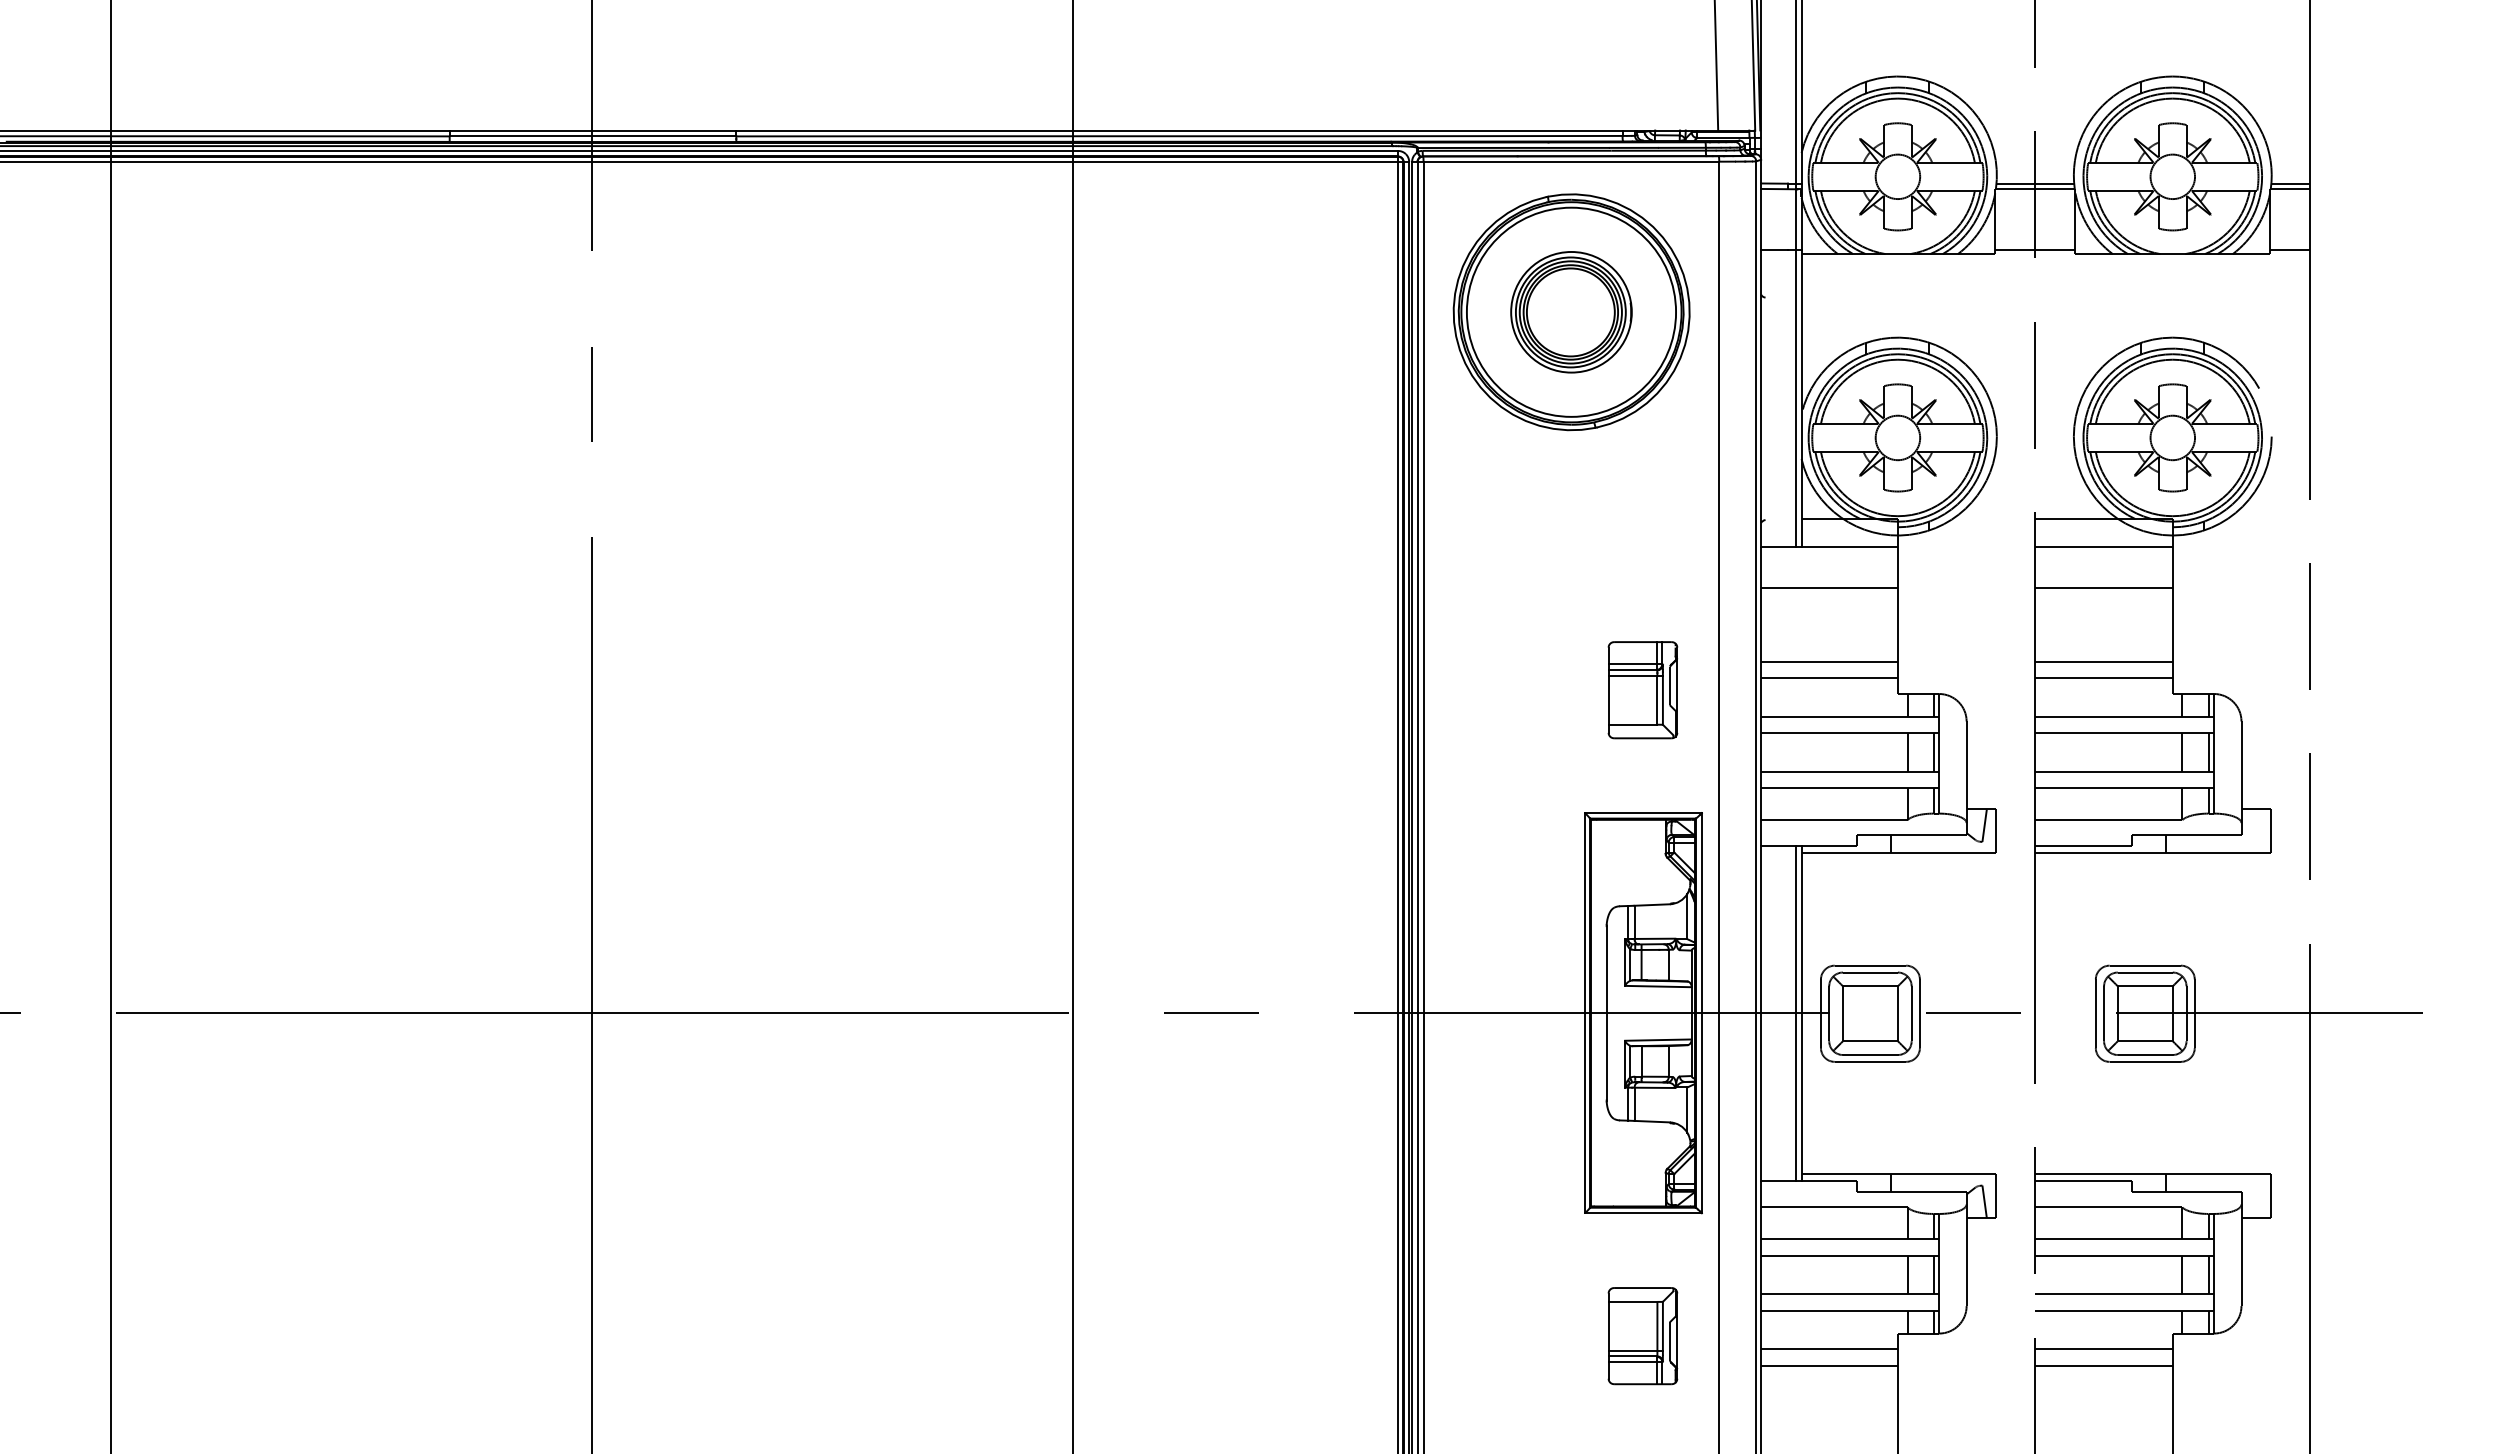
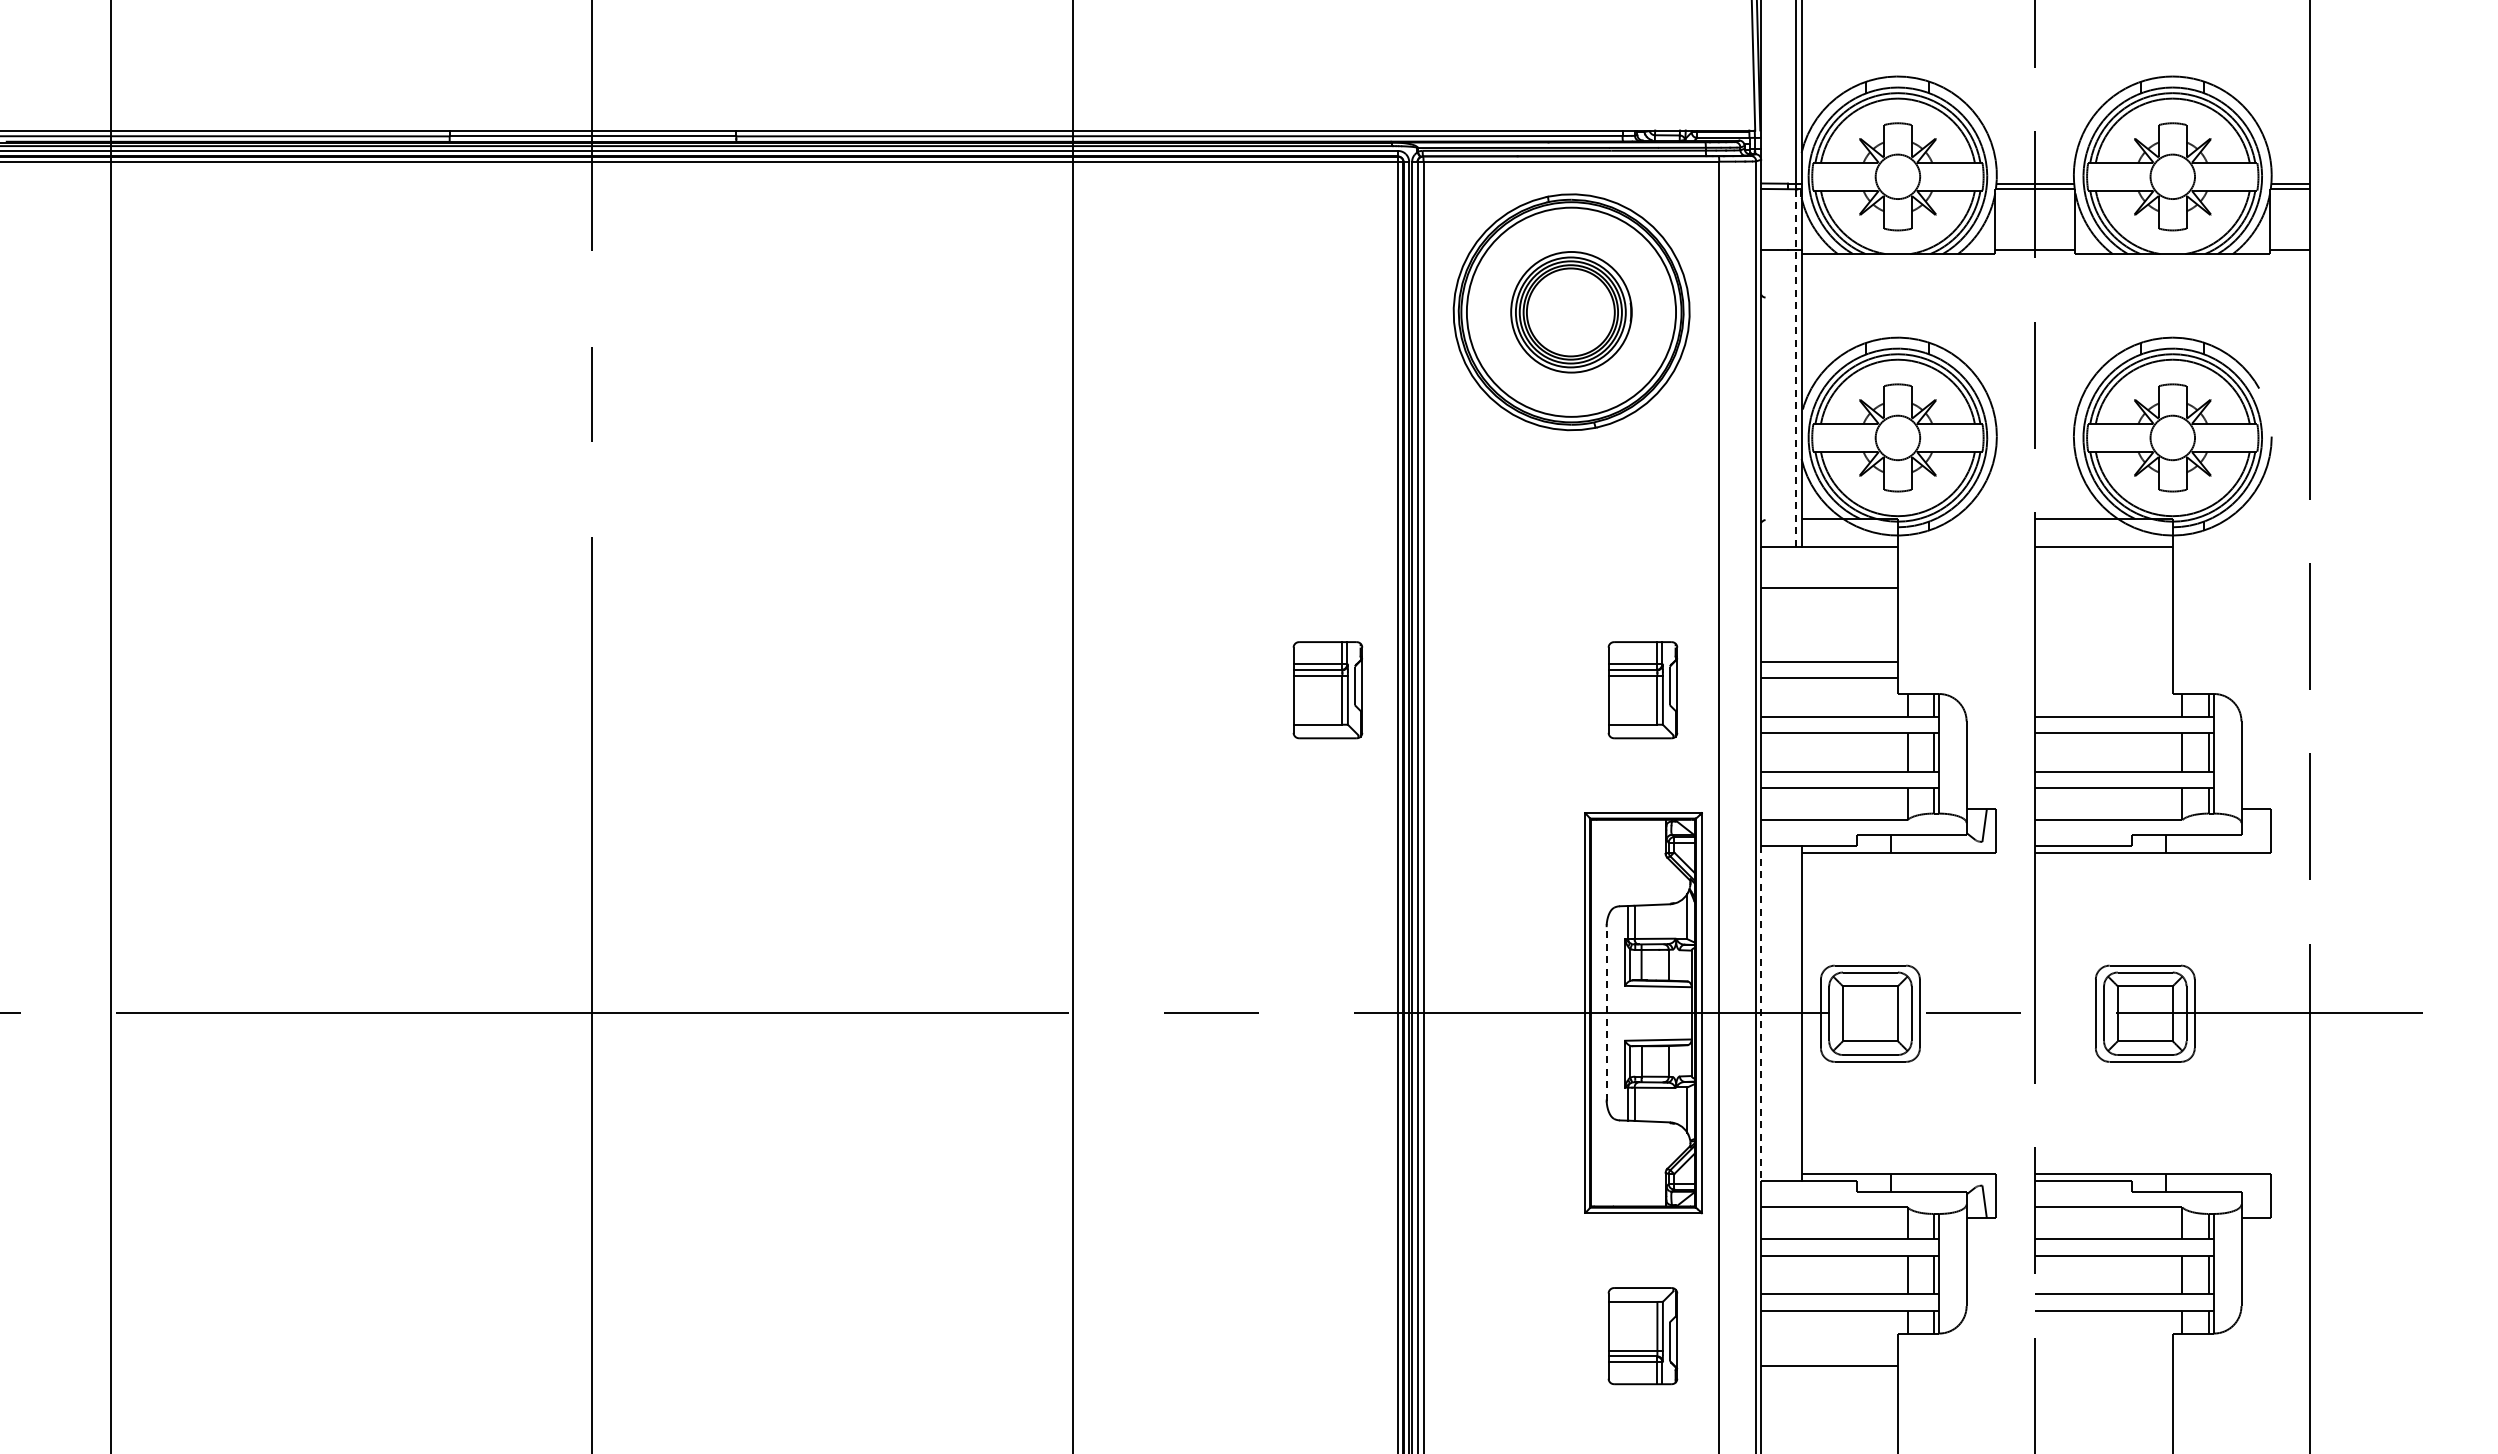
line: present -> none (1716, 66)
line: solid -> dashed (1796, 367)
line: present -> none (2103, 587)
line: present -> none (2103, 661)
line: present -> none (2103, 678)
part: none -> present (1327, 690)
line: solid -> dashed (1606, 1012)
line: solid -> dashed (1761, 1013)
line: present -> none (1796, 1013)
line: present -> none (1828, 1349)
line: present -> none (2103, 1349)
line: present -> none (2103, 1365)
